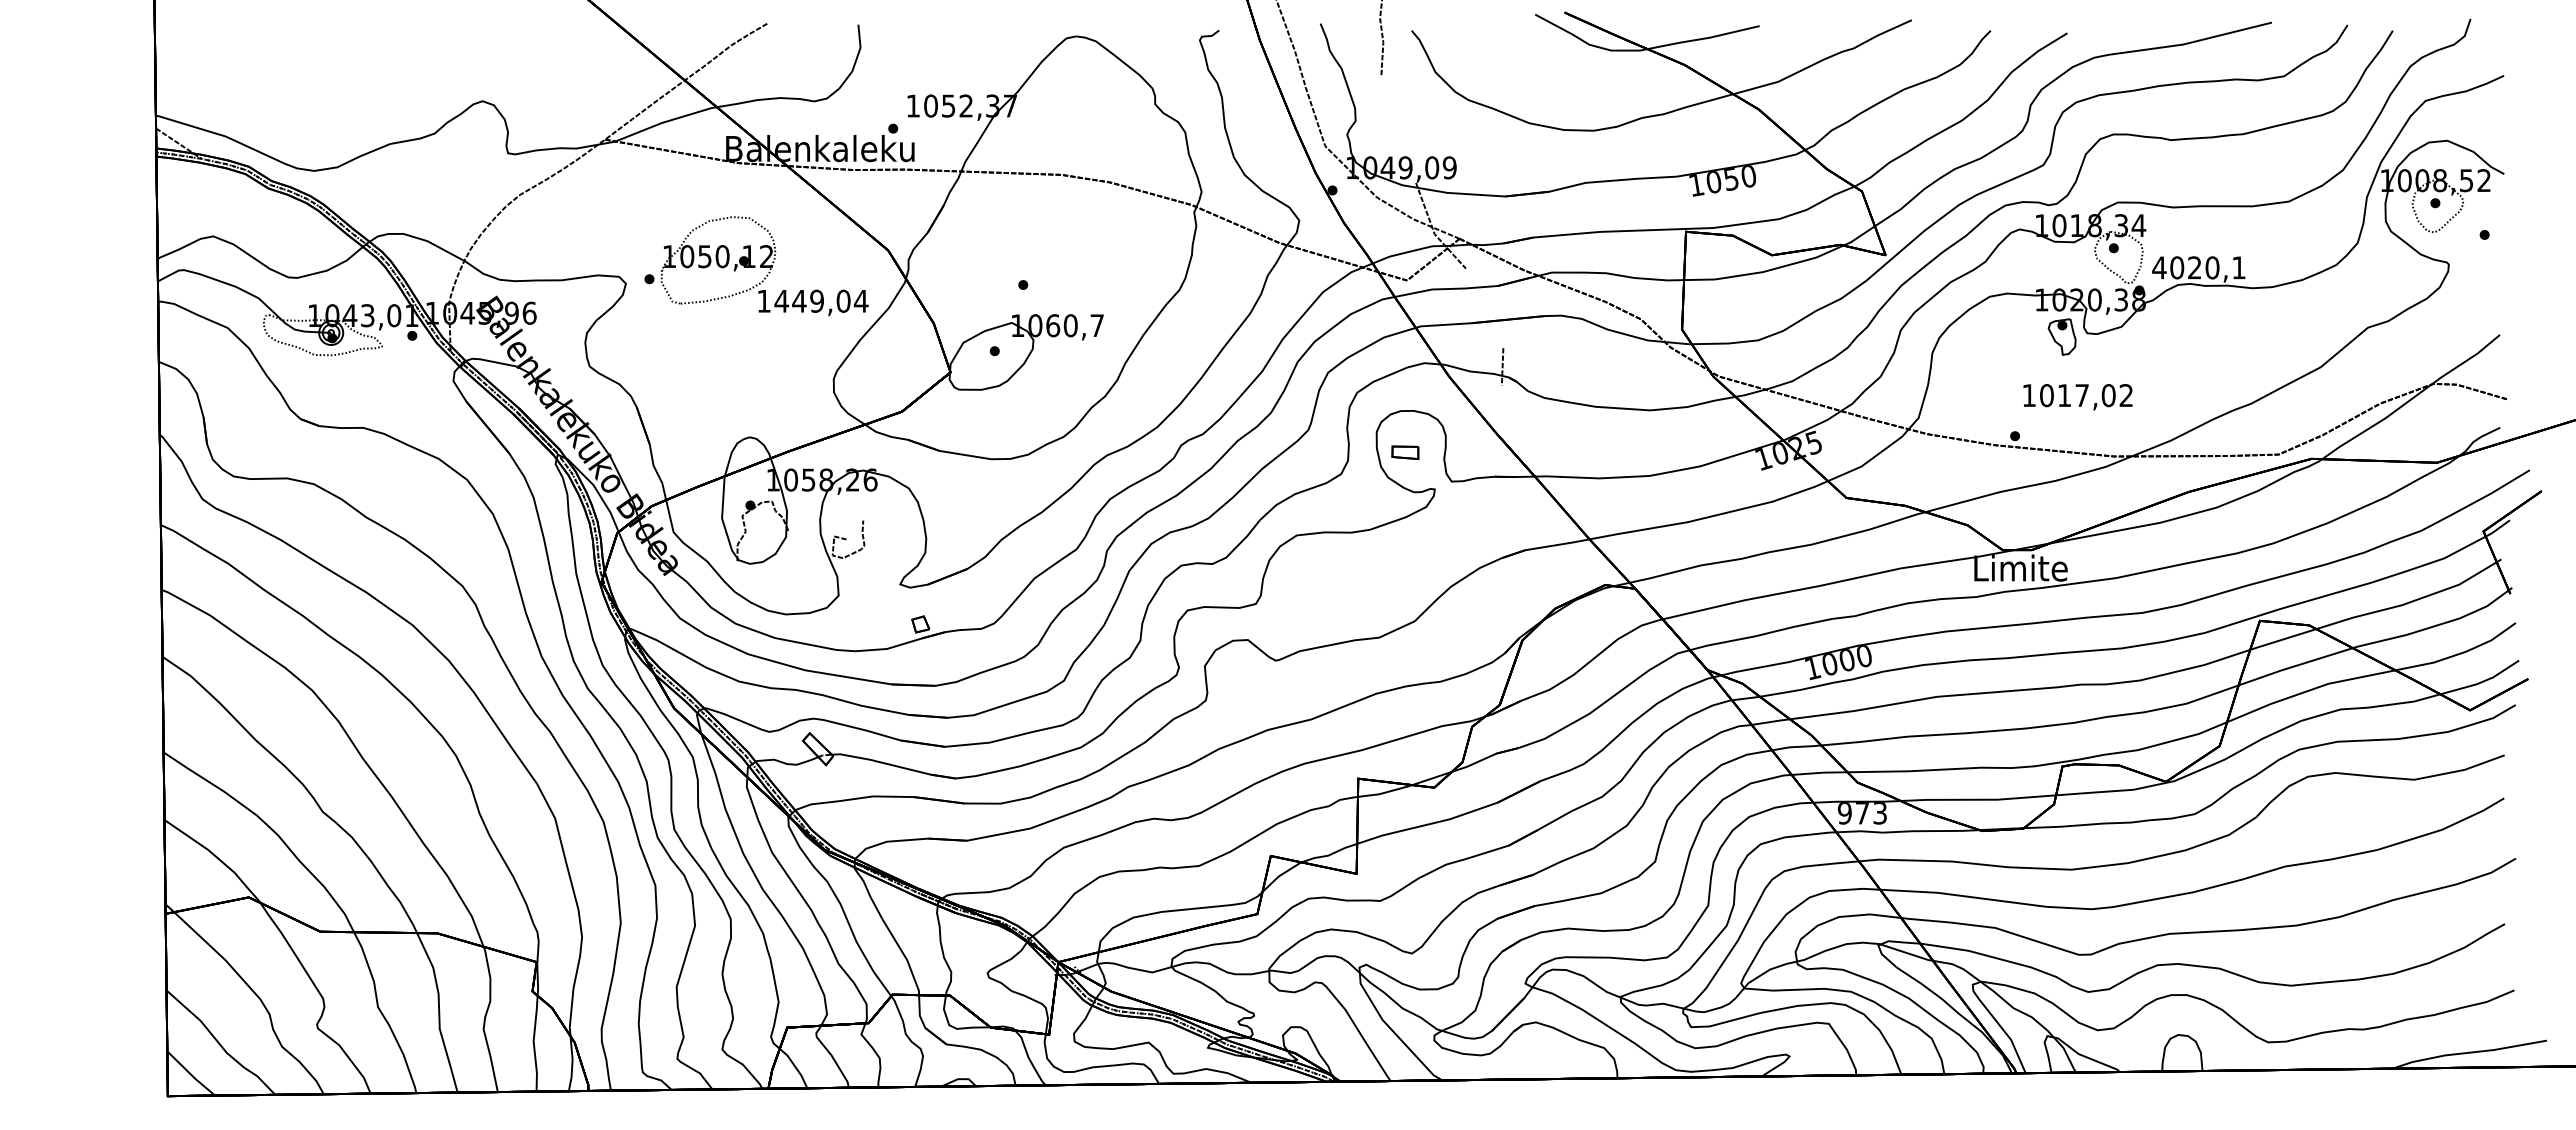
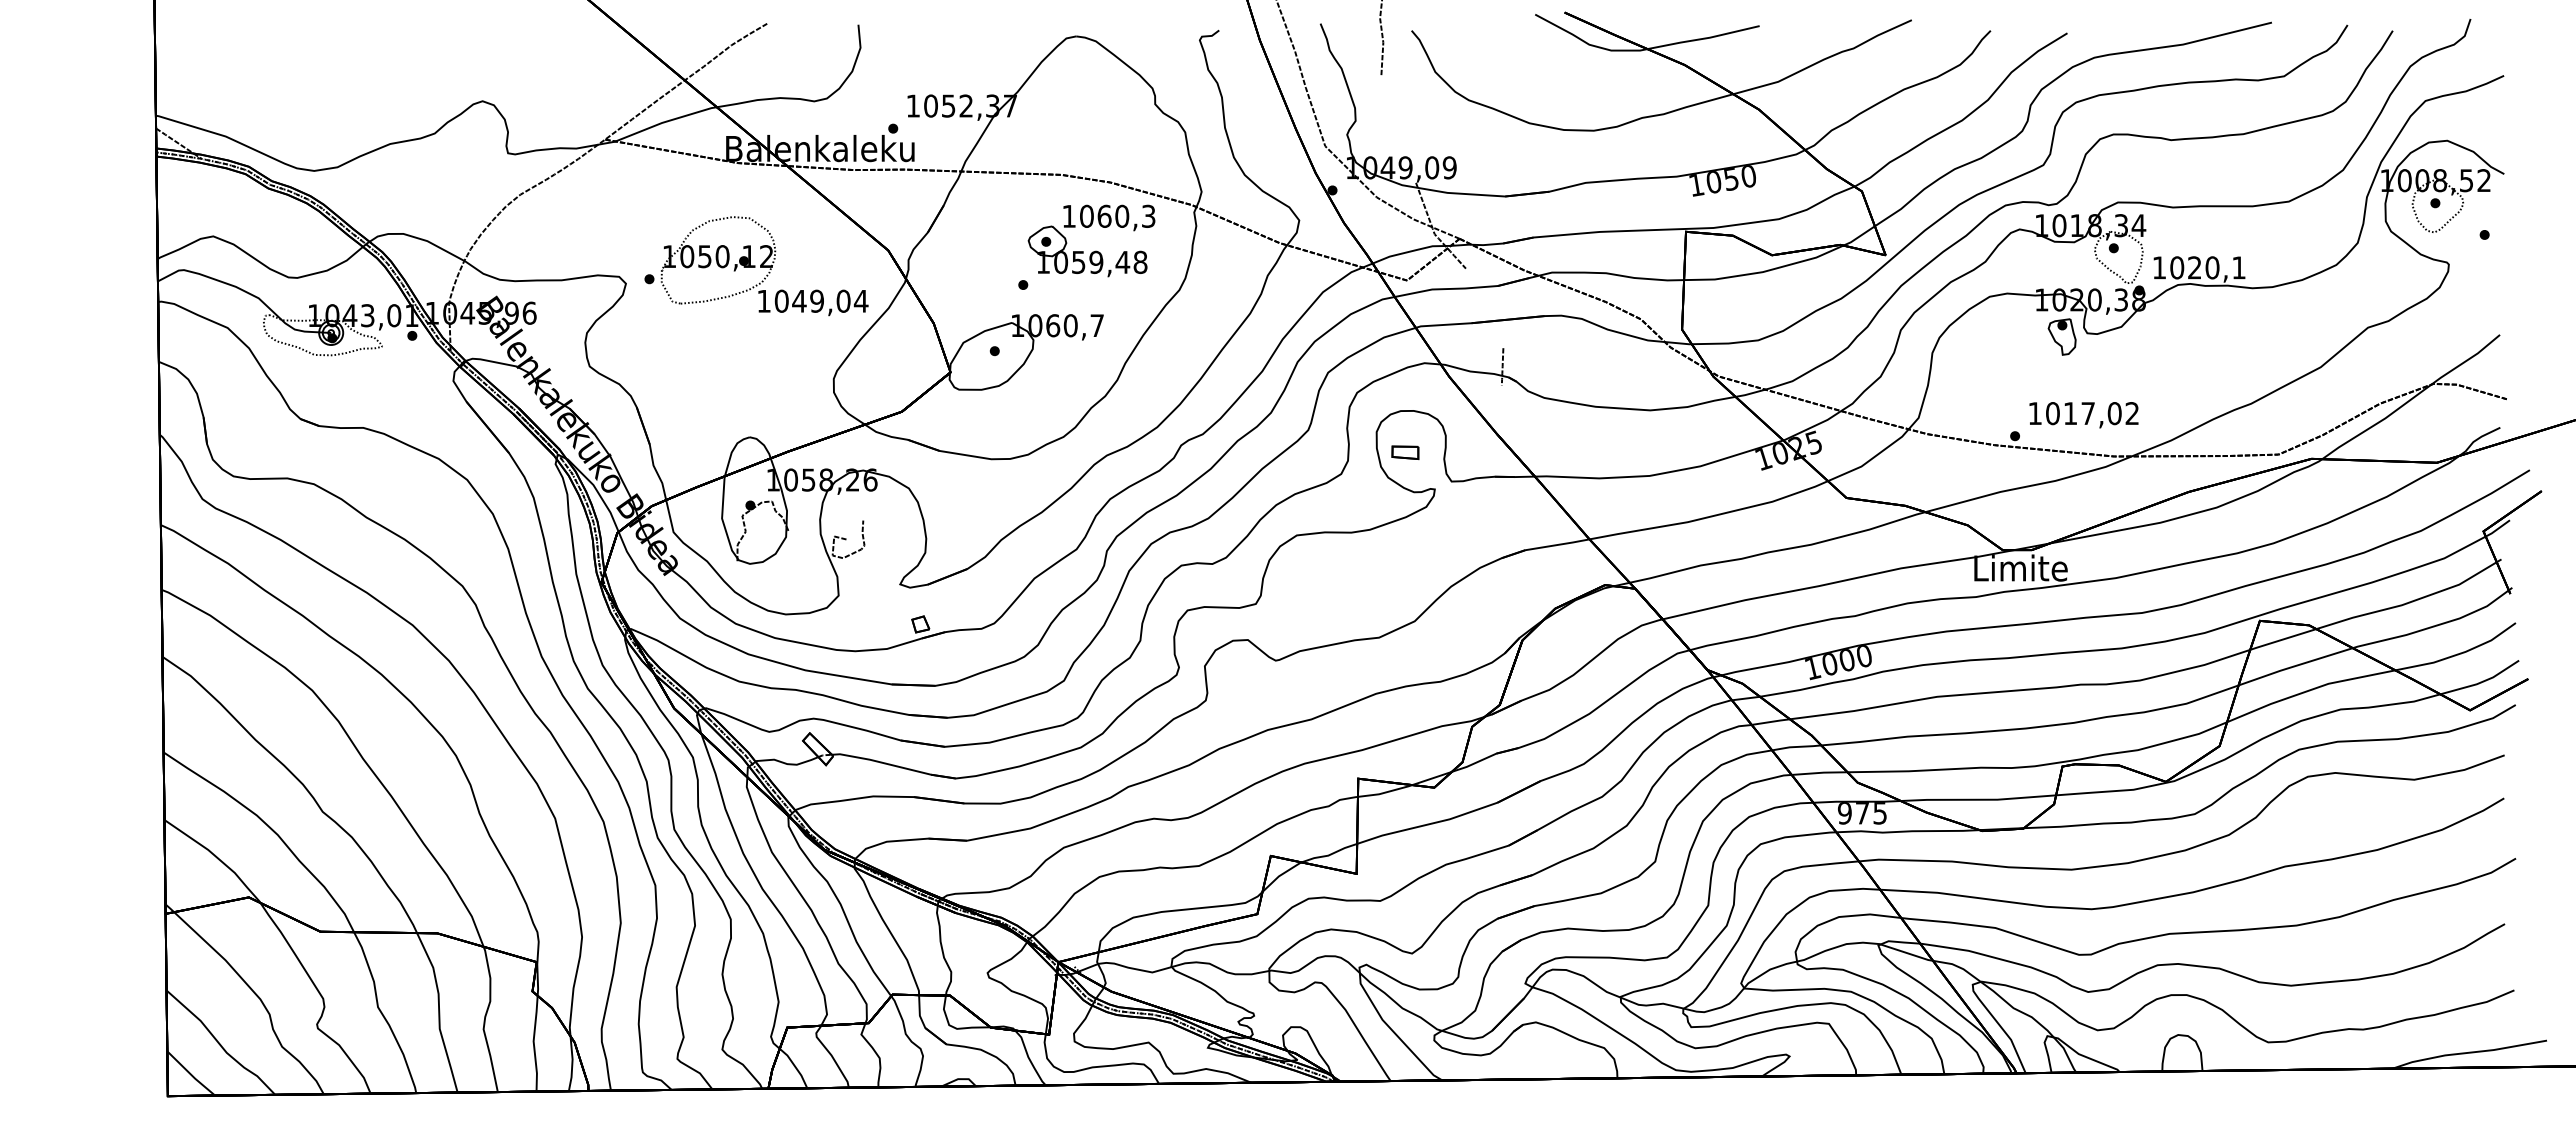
part: none -> present (1095, 250)
text: 4020,1 -> 1020,1 (2159, 267)
text: 1449,04 -> 1049,04 (781, 300)
text position: (2077, 397) -> (2083, 415) (2083, 415)
text: 973 -> 975 (1880, 812)
